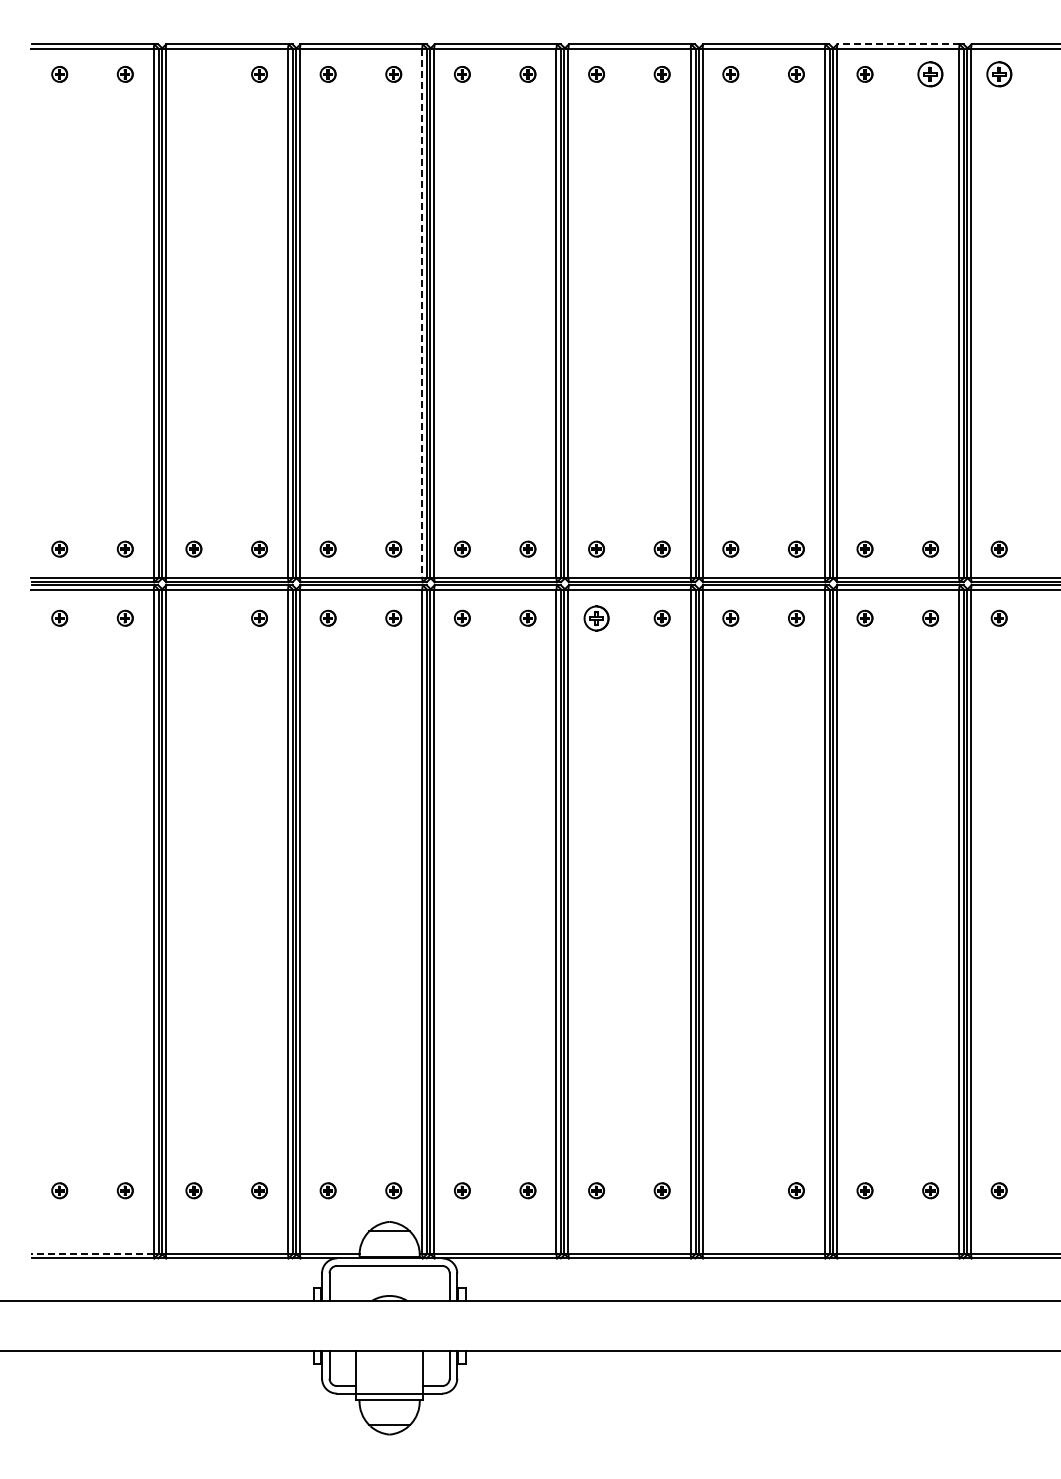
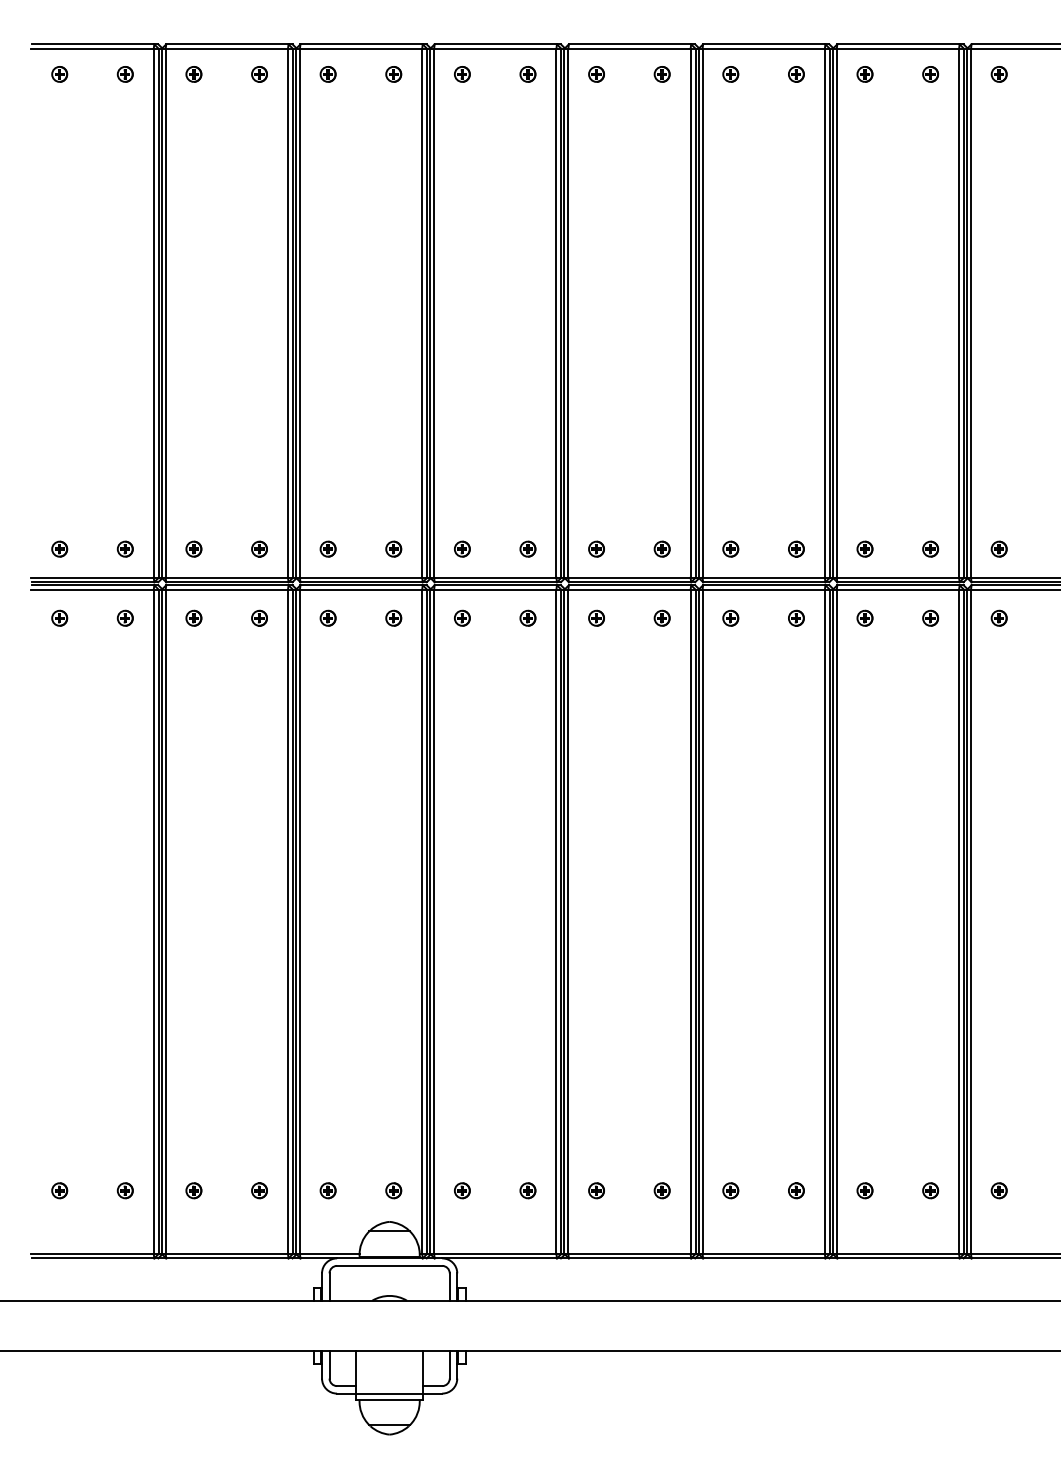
line: dashed -> solid (897, 44)
part: none -> present (193, 74)
part size: 27x27 px -> 18x17 px (930, 74)
part size: 27x27 px -> 18x17 px (998, 74)
line: dashed -> solid (422, 313)
part: none -> present (193, 617)
part size: 27x27 px -> 17x18 px (596, 617)
part: none -> present (730, 1190)
line: dashed -> solid (92, 1253)
